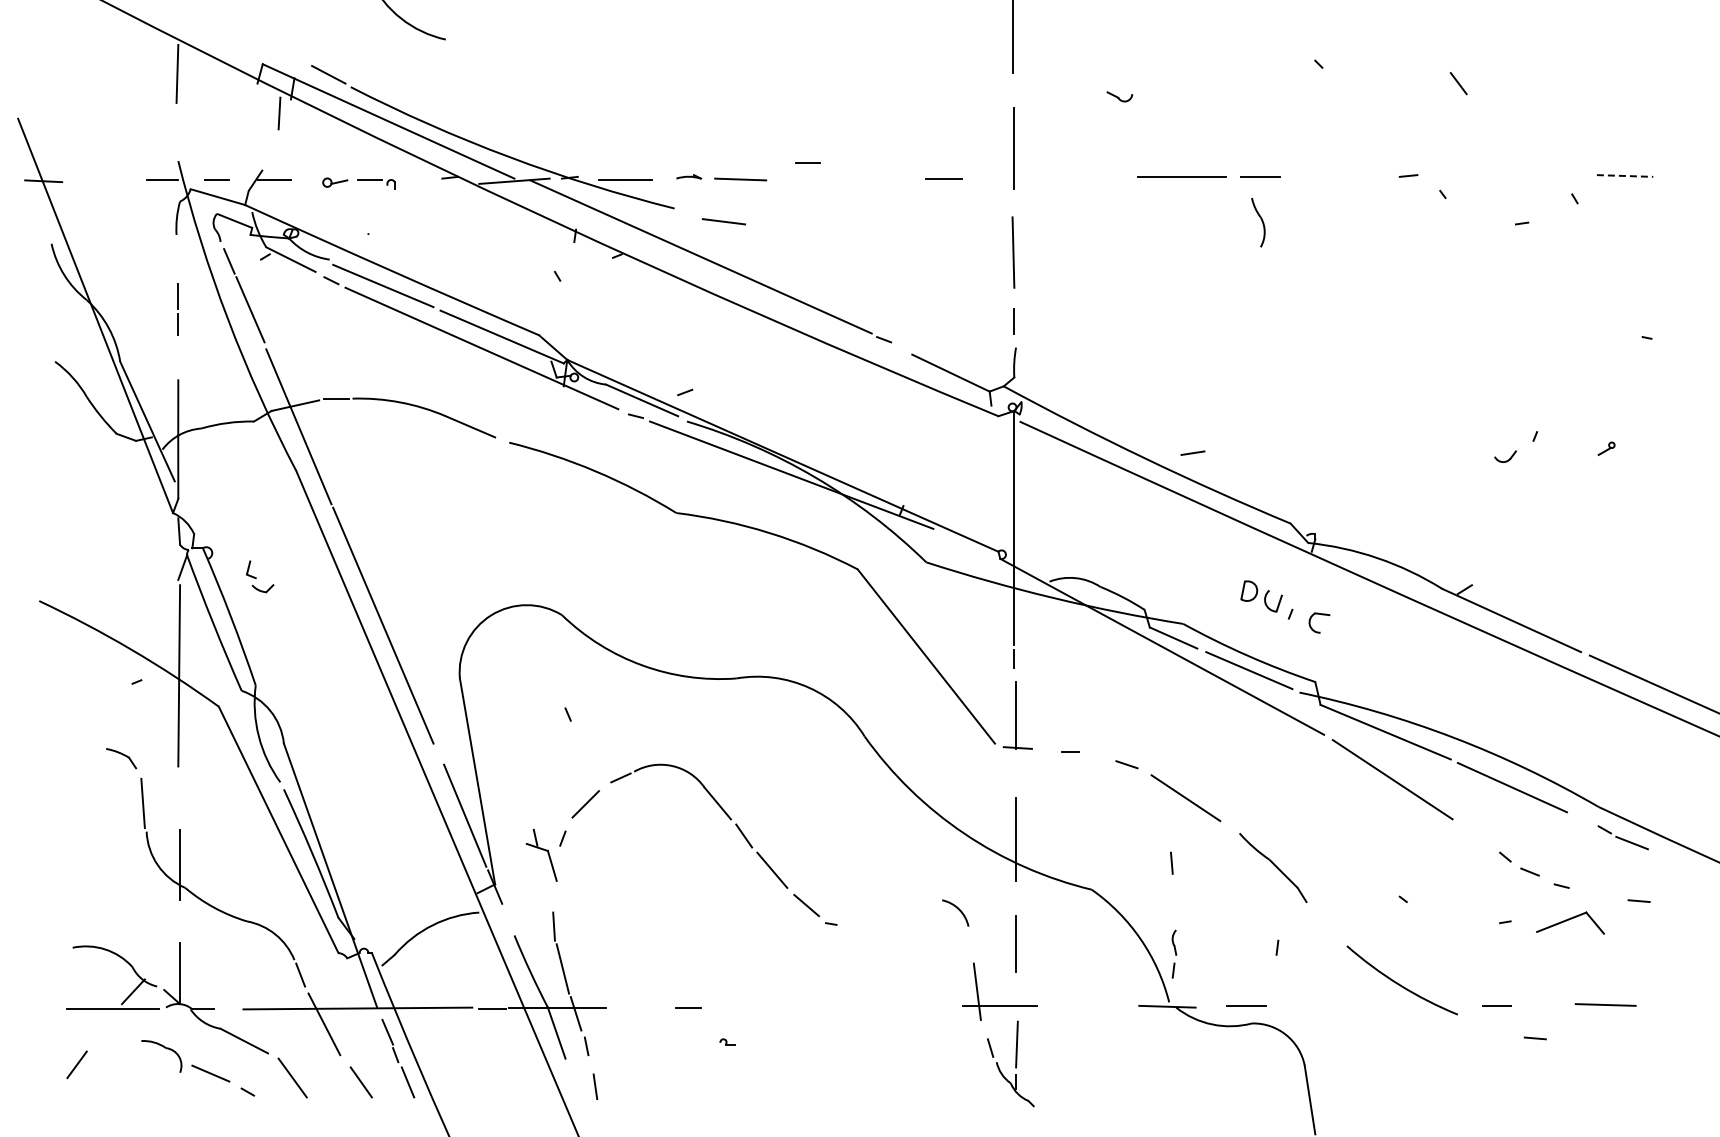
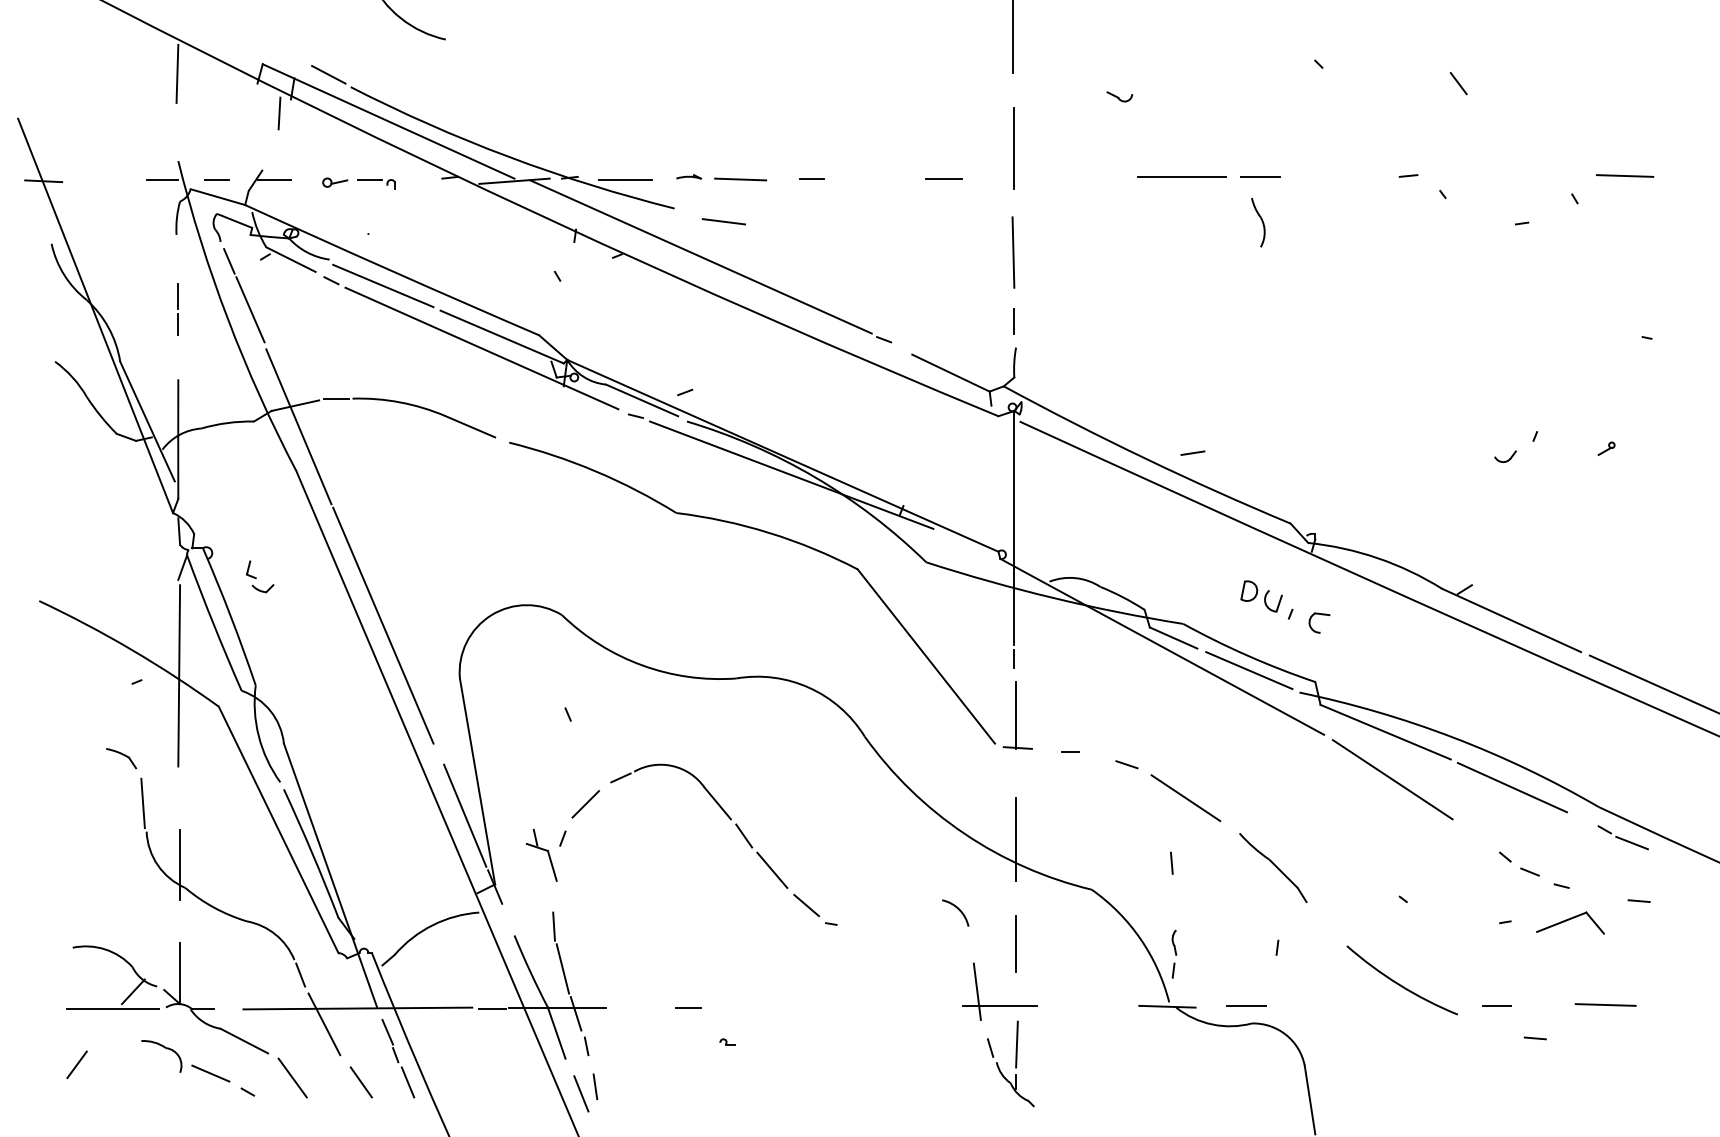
line position: (807, 162) -> (811, 178) (811, 178)
line: dashed -> solid (1625, 176)
line: none -> present (581, 1093)
